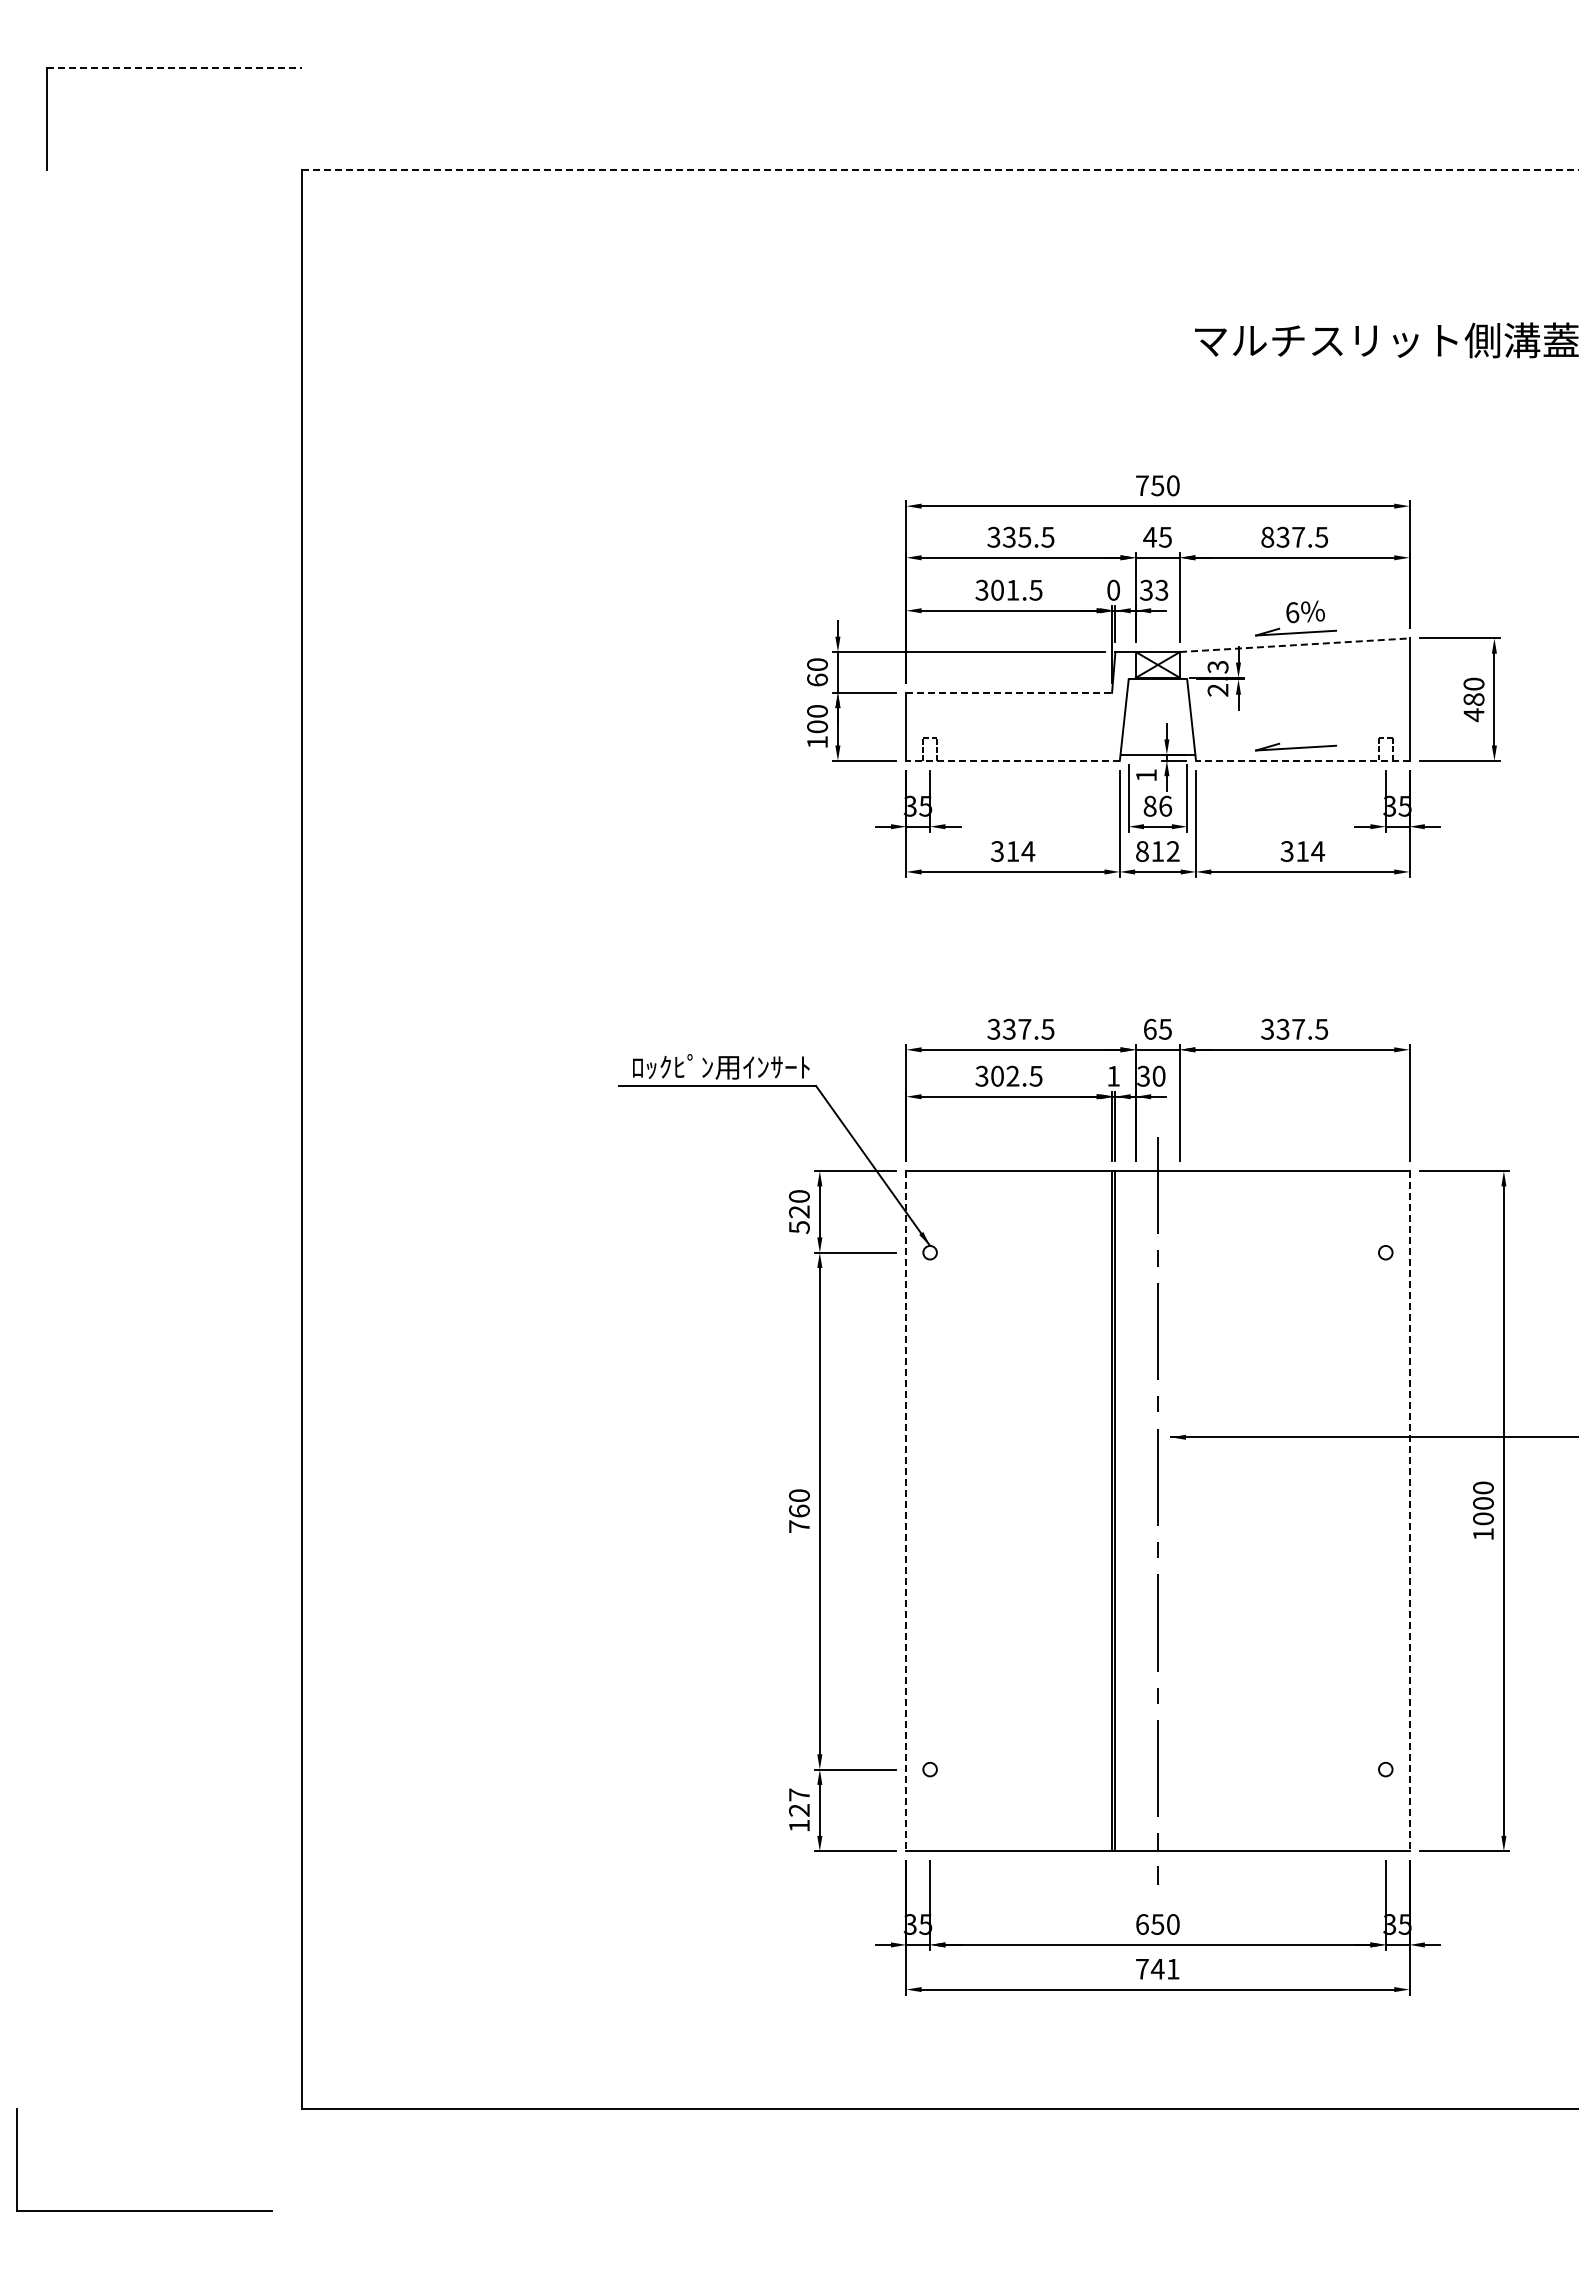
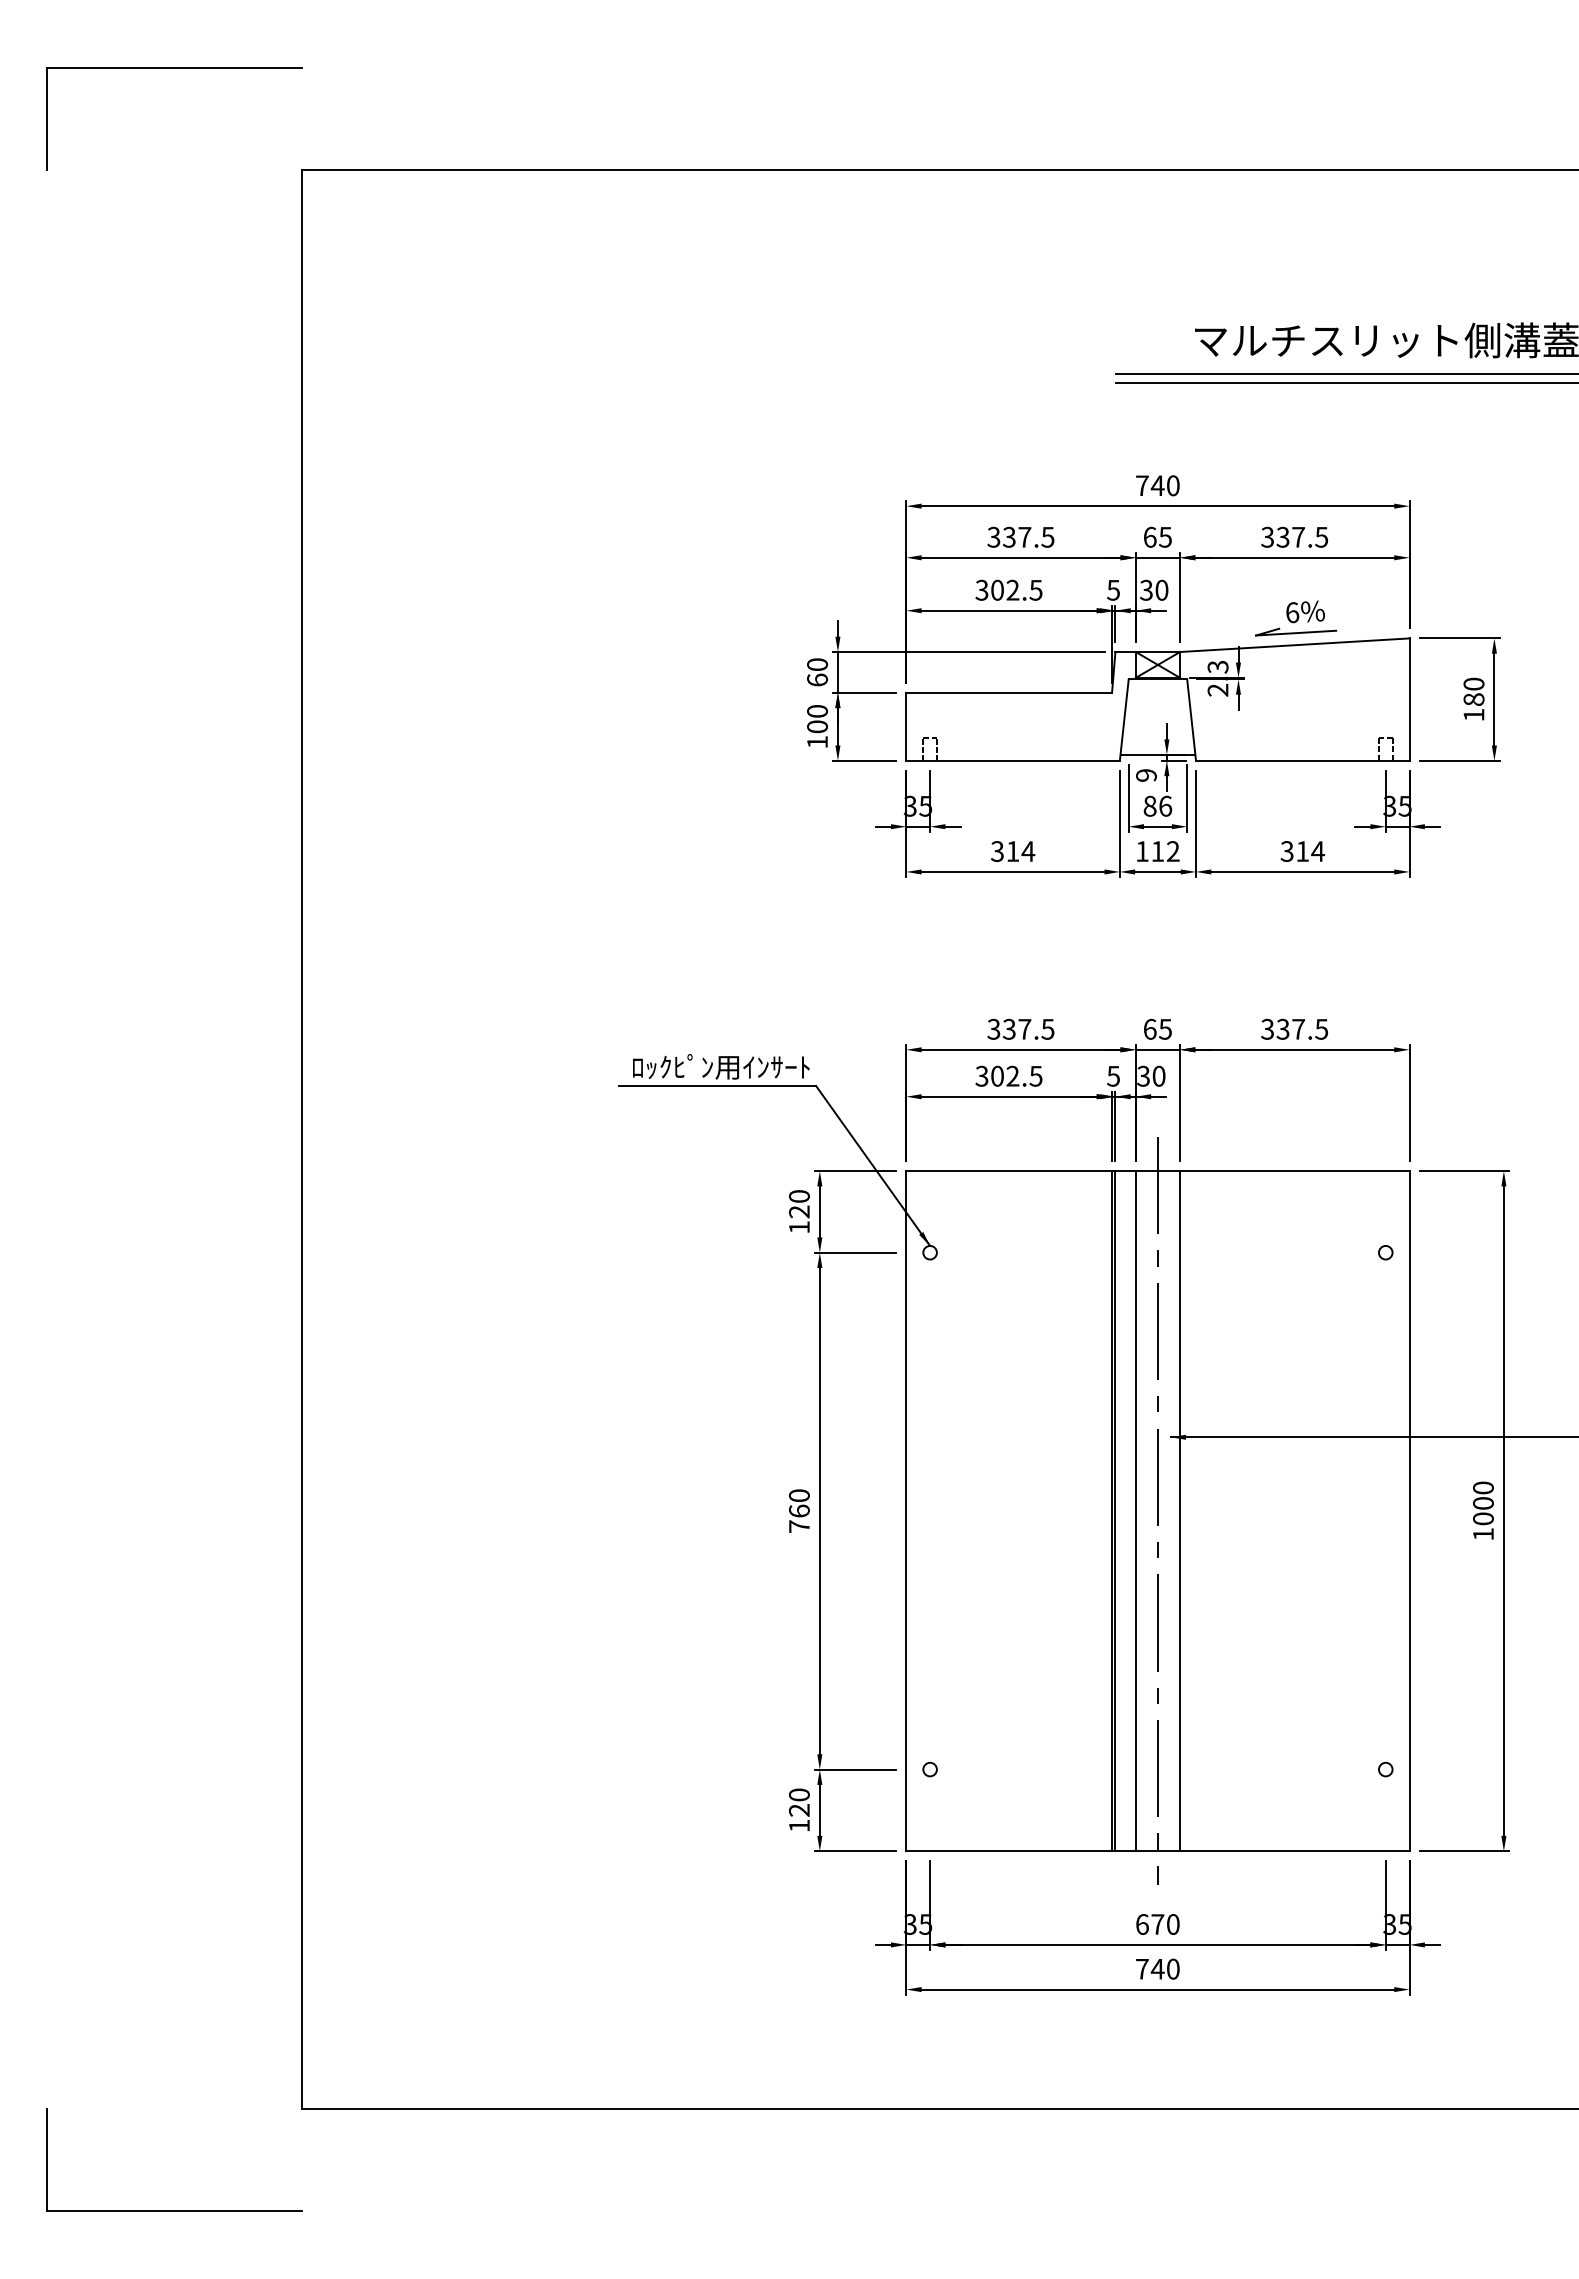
line: dashed -> solid (174, 68)
line: dashed -> solid (940, 170)
line: none -> present (1345, 374)
line: none -> present (1345, 382)
text: 750 -> 740 (1157, 485)
text: 45 -> 65 (1149, 536)
text: 837.5 -> 337.5 (1267, 536)
text: 335.5 -> 337.5 (1024, 537)
text: 301.5 -> 302.5 (1012, 589)
text: 0 -> 5 (1113, 589)
text: 33 -> 30 (1161, 590)
line: dashed -> solid (1294, 645)
line: dashed -> solid (1009, 692)
text: 480 -> 180 (1473, 715)
part: present -> none (1295, 746)
line: dashed -> solid (1013, 760)
line: dashed -> solid (1302, 760)
text: 1 -> 9 (1146, 775)
text: 812 -> 112 (1142, 851)
text: 1 -> 5 (1113, 1076)
text: 520 -> 120 (799, 1227)
line: dashed -> solid (906, 1511)
line: none -> present (1135, 1511)
line: none -> present (1180, 1511)
line: dashed -> solid (1409, 1511)
text: 127 -> 120 (799, 1794)
text: 650 -> 670 (1157, 1924)
text: 741 -> 740 (1173, 1968)
part position: (144, 2210) -> (174, 2210) (174, 2210)
